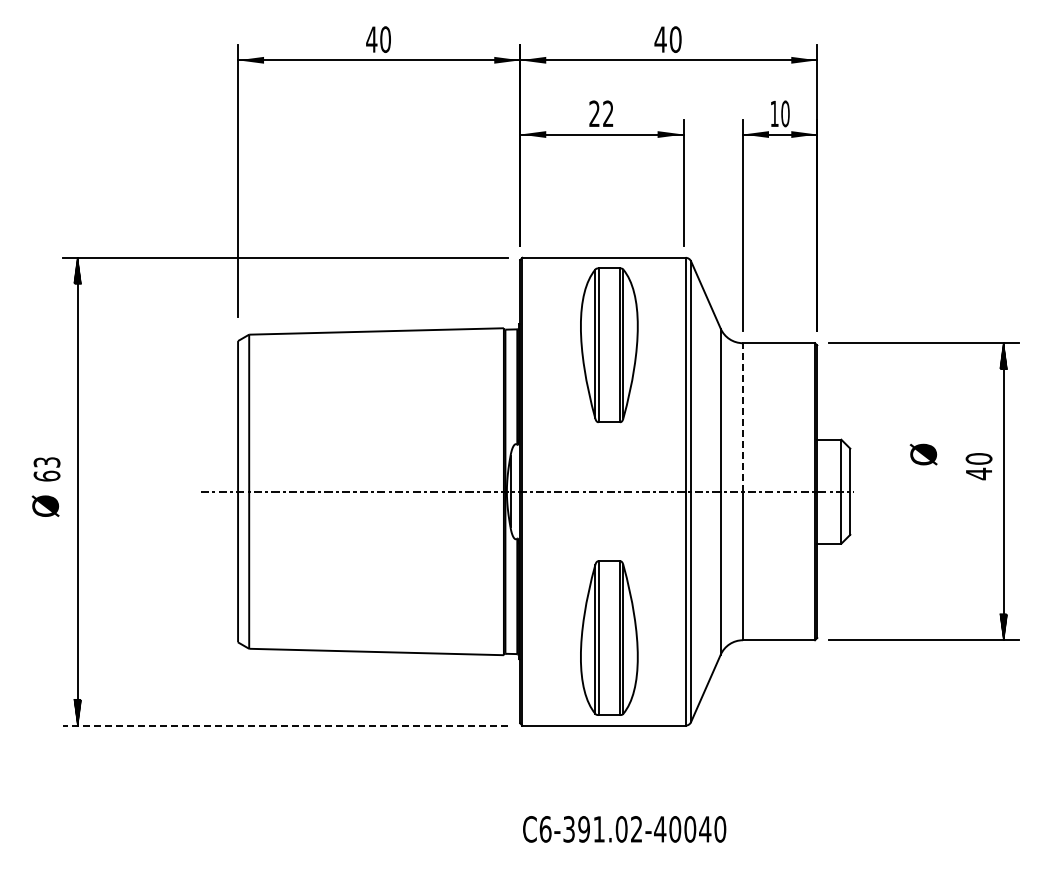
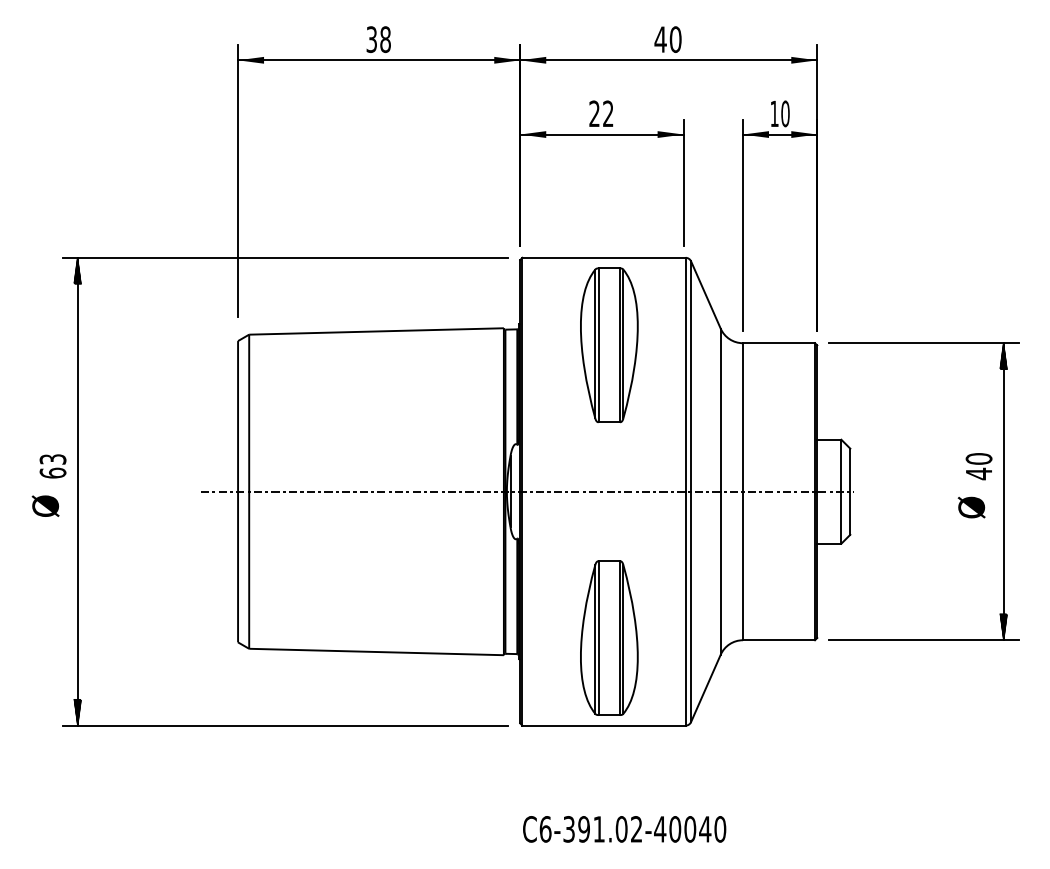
text: 40 -> 38 (378, 39)
line: dashed -> solid (743, 416)
text position: (923, 454) -> (971, 507) (971, 507)
text position: (46, 469) -> (52, 466) (52, 466)
line: dashed -> solid (285, 725)
